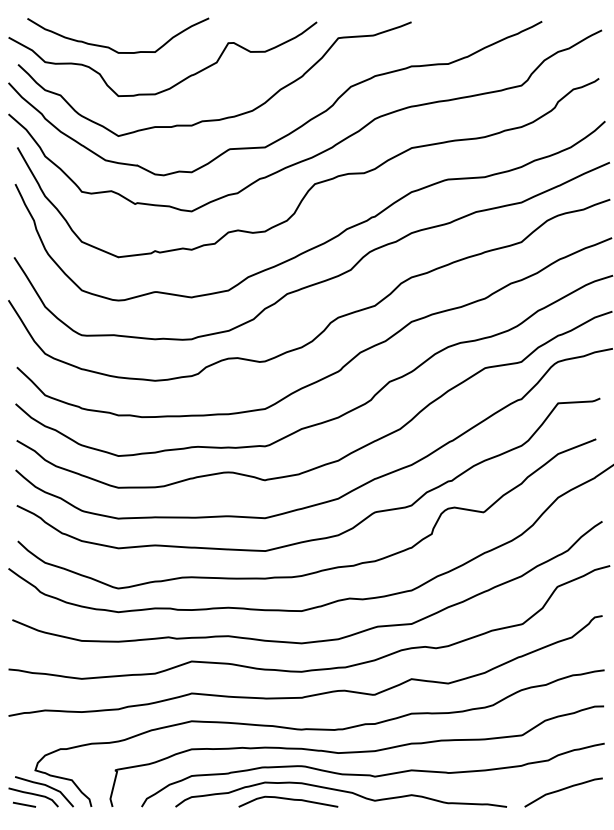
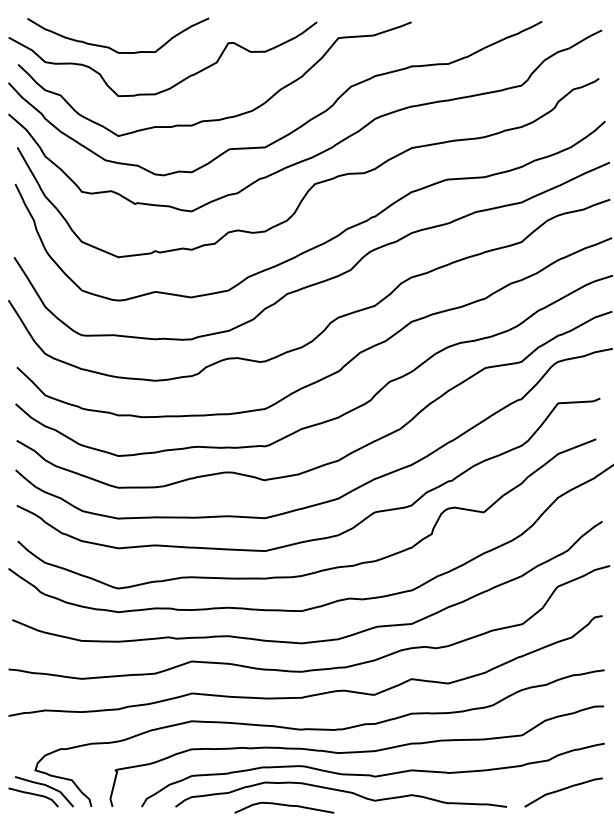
curve position: (288, 799) -> (284, 805) (284, 805)
line: present -> none (24, 804)
